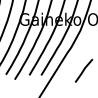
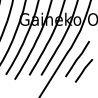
line: none -> present (77, 59)
